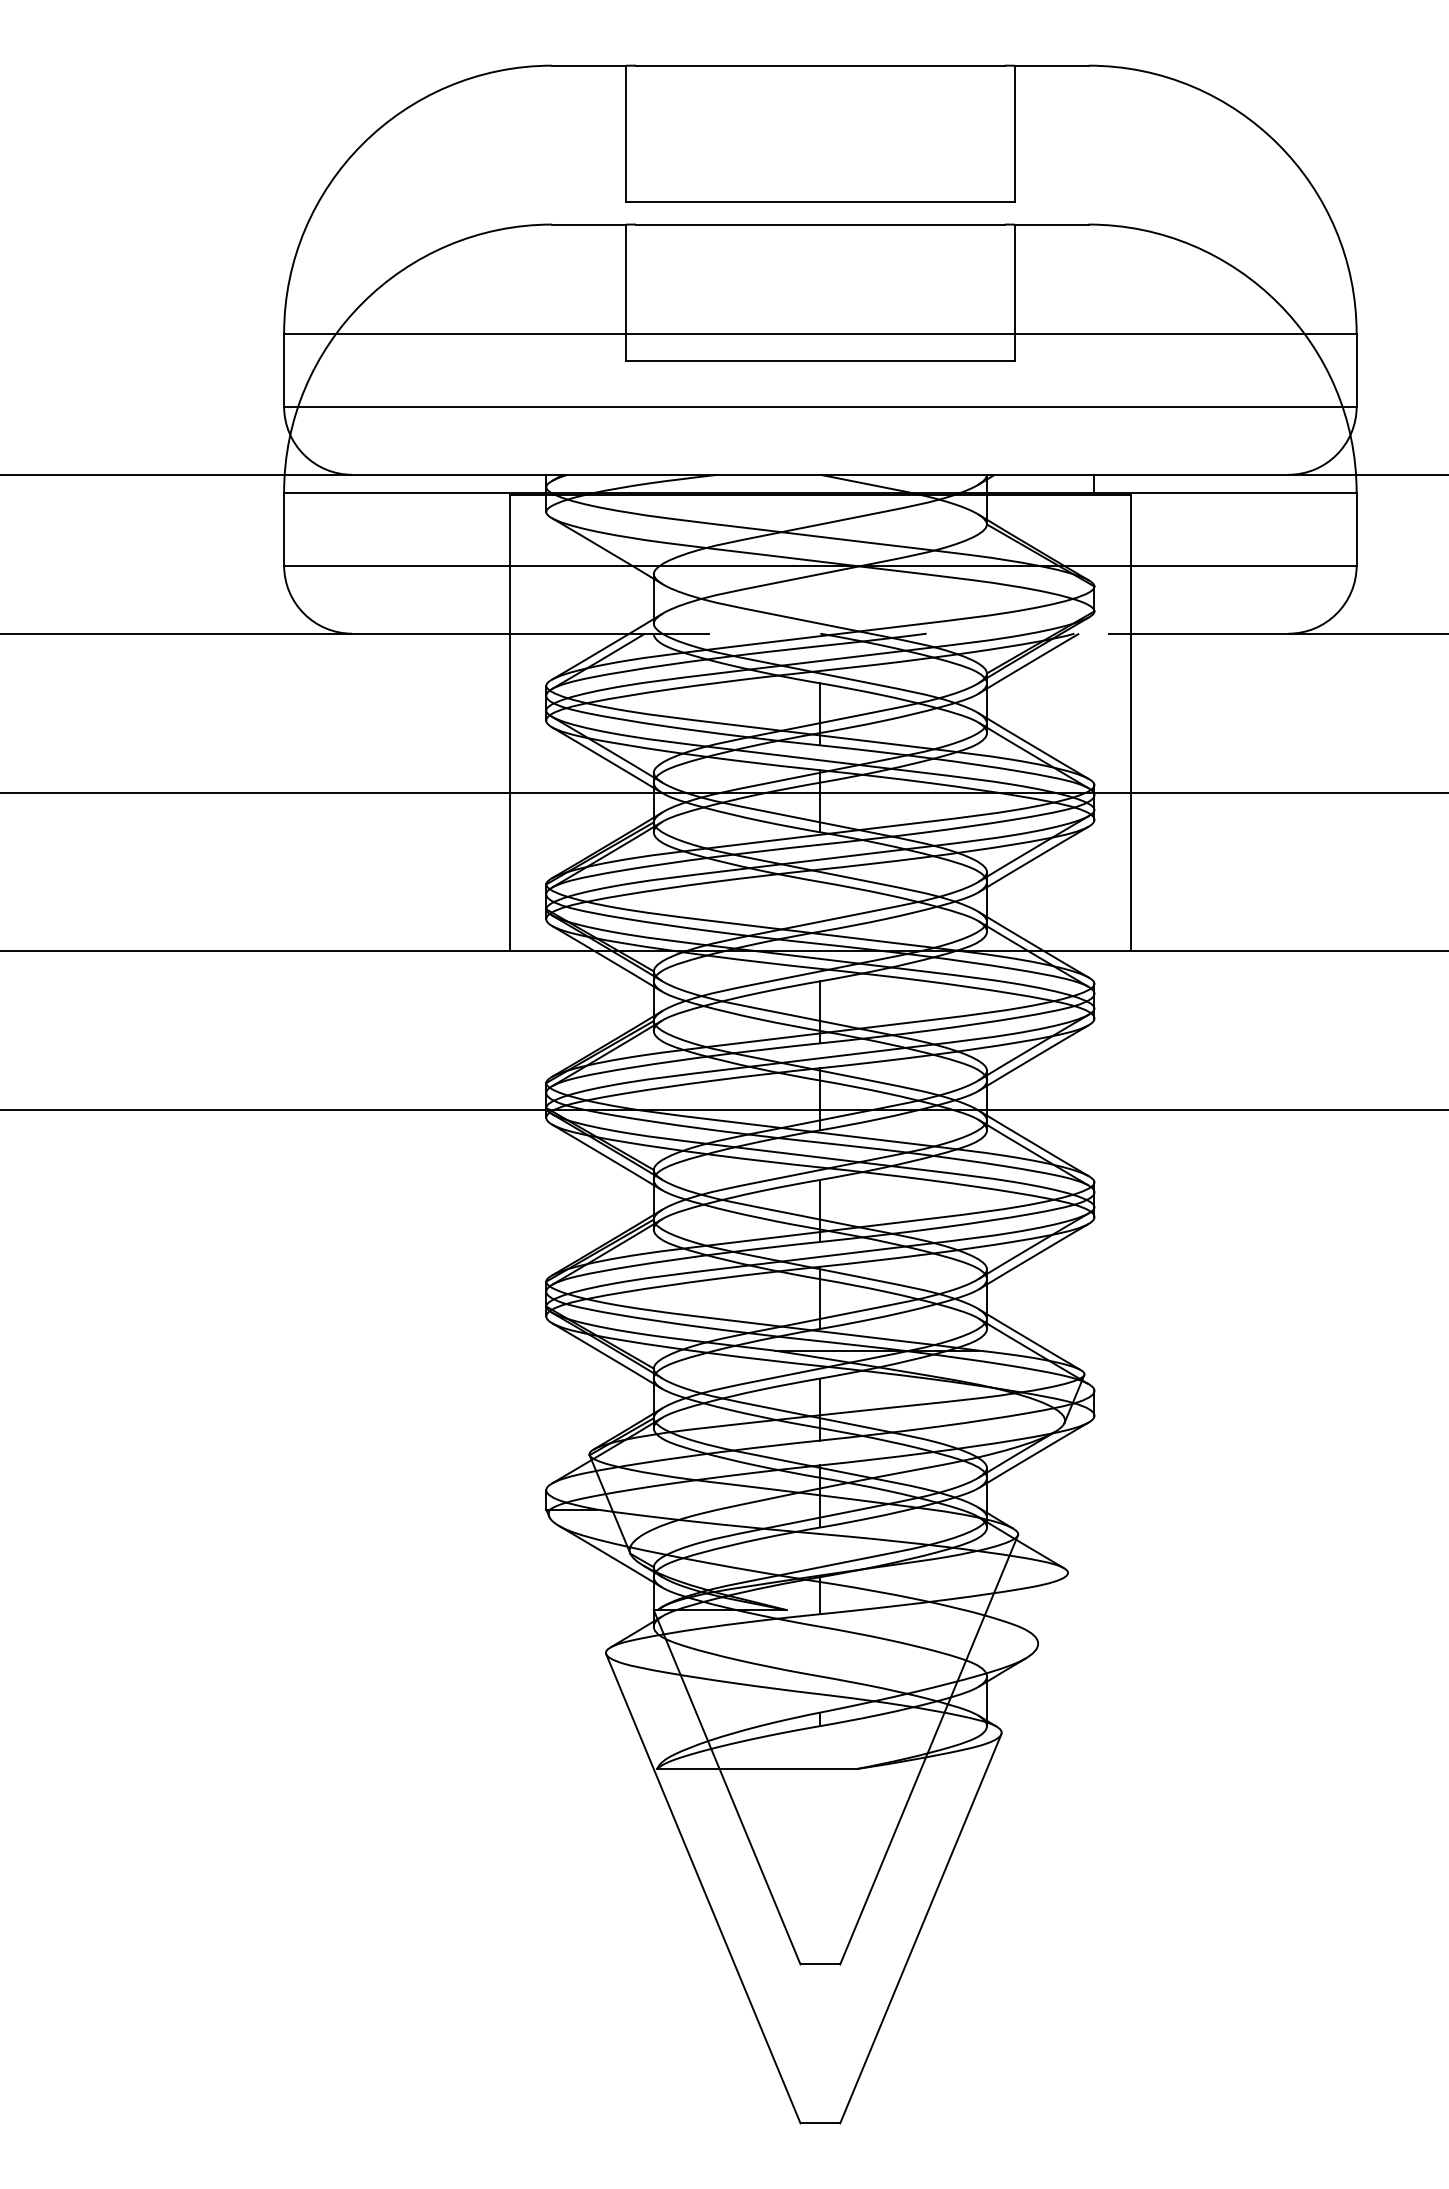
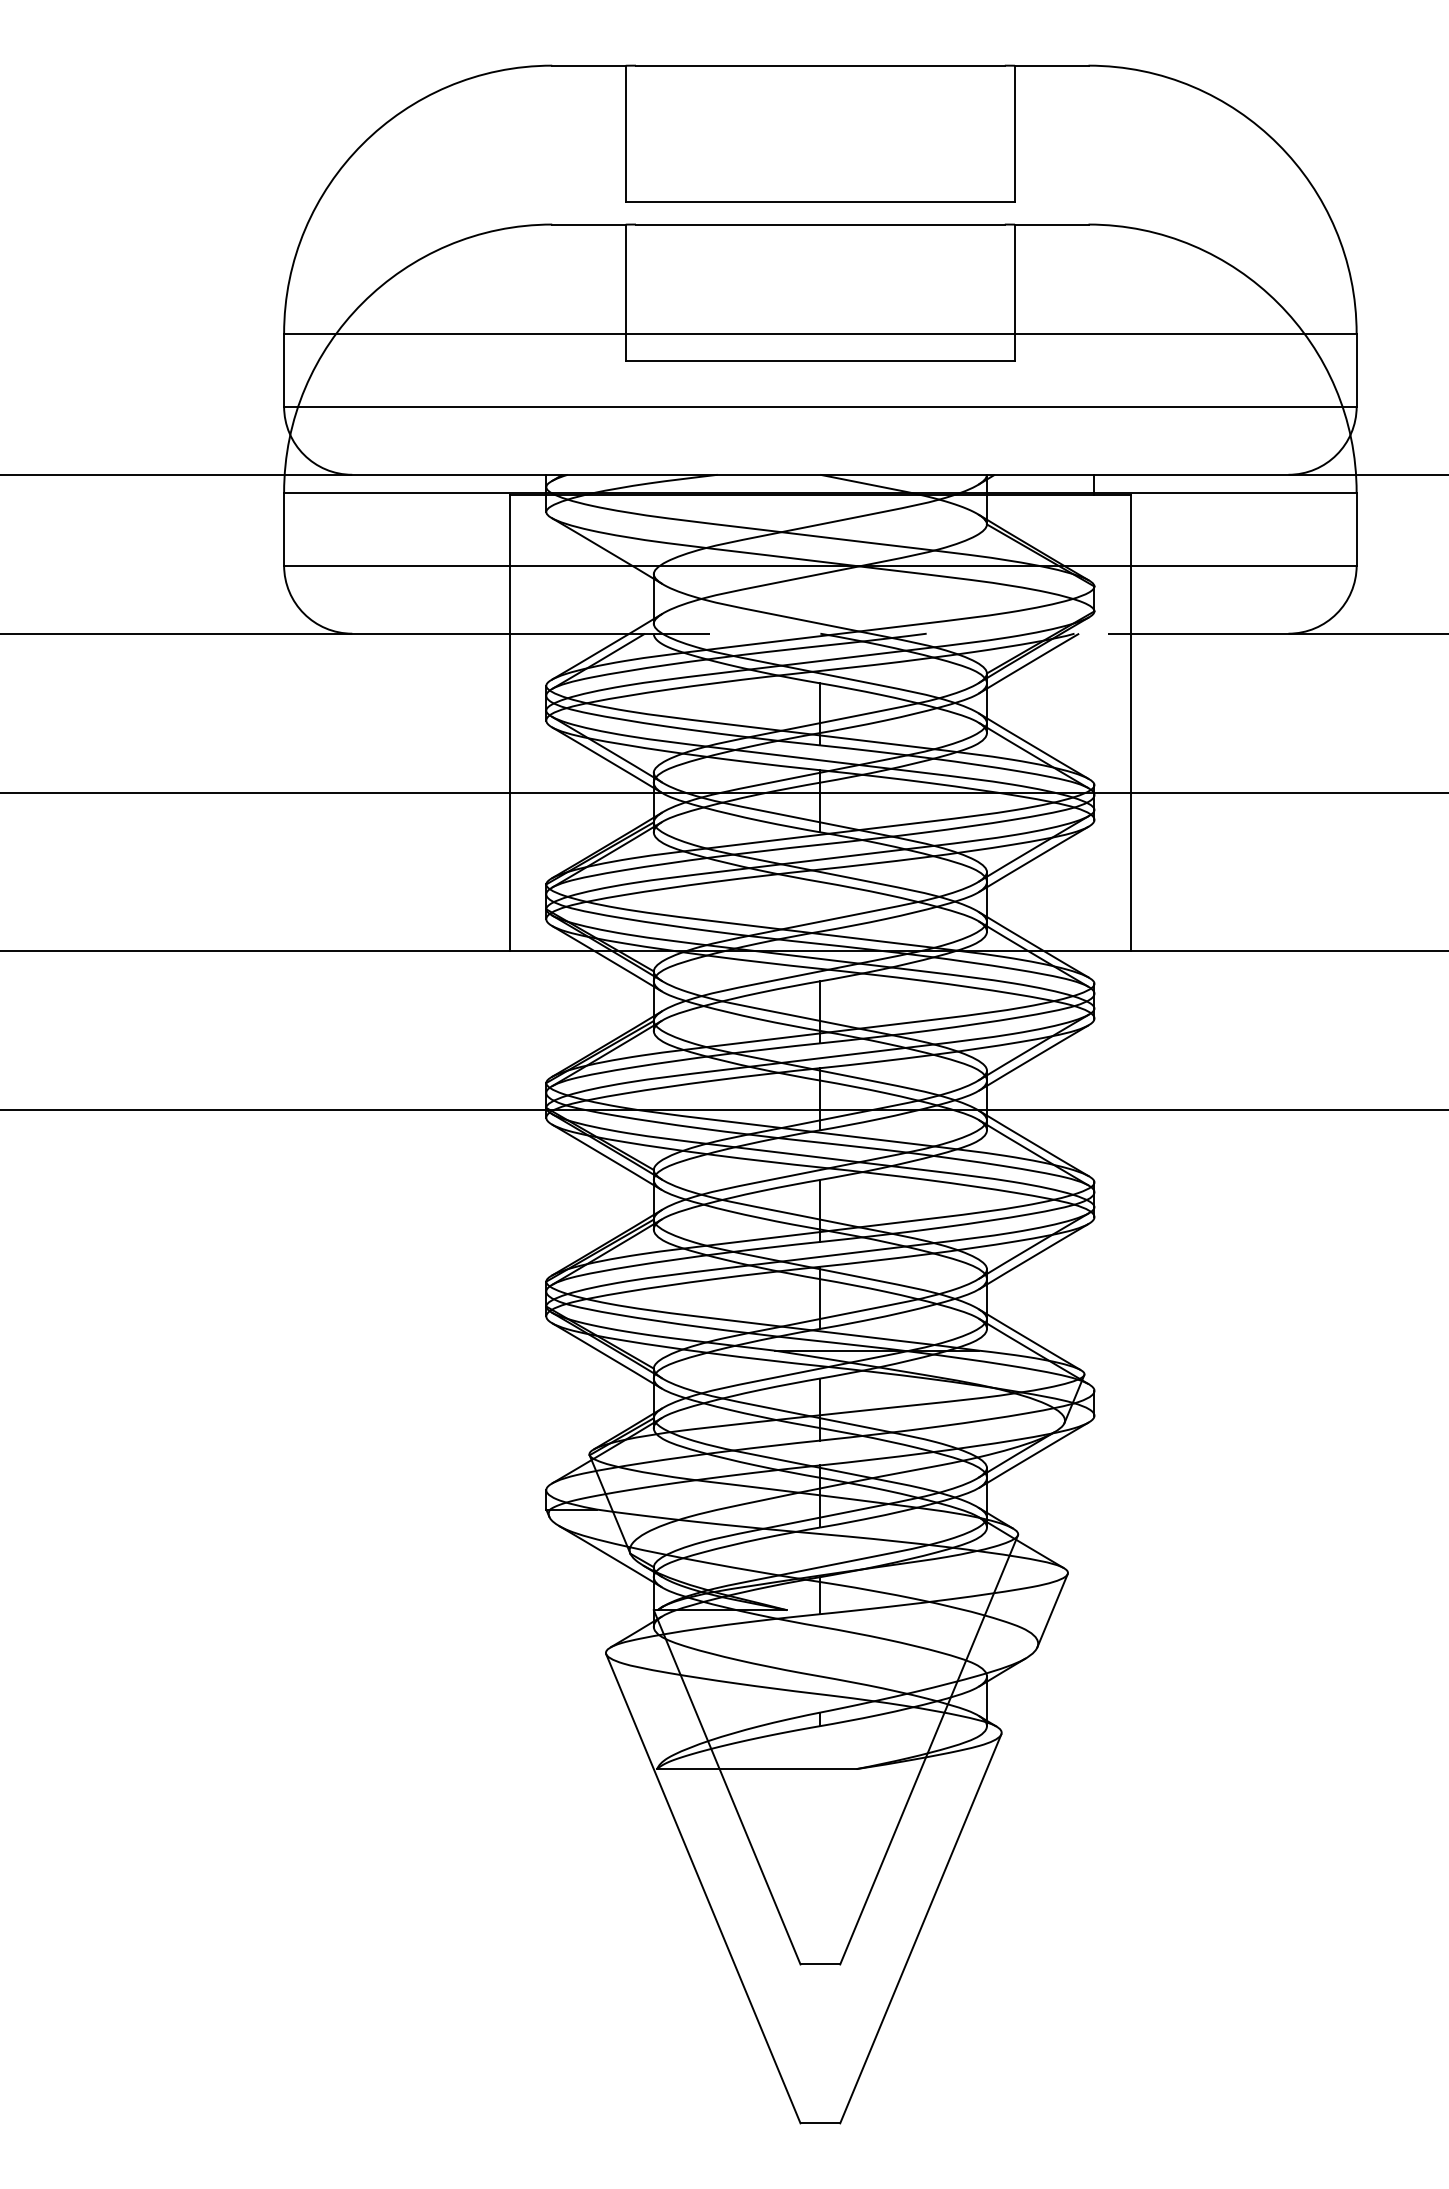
line: none -> present (1052, 1610)
